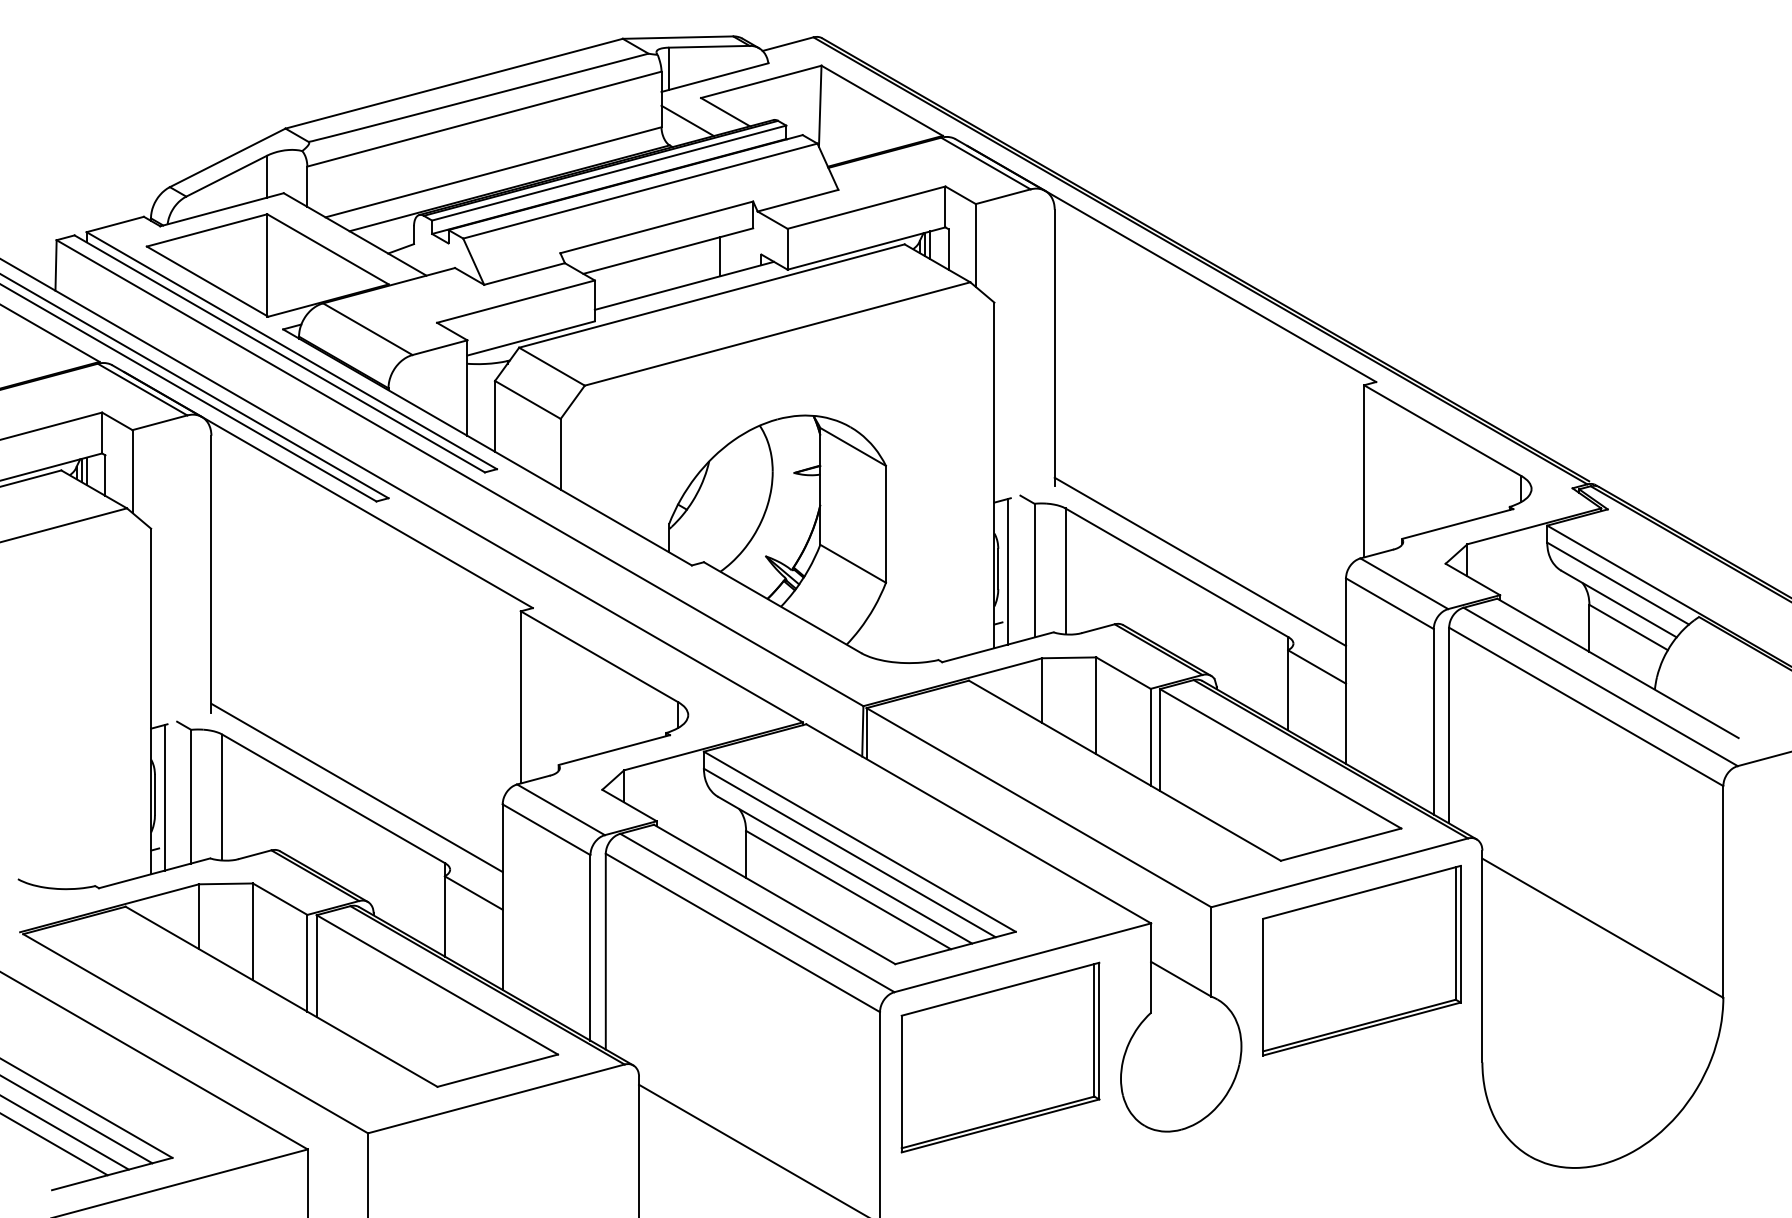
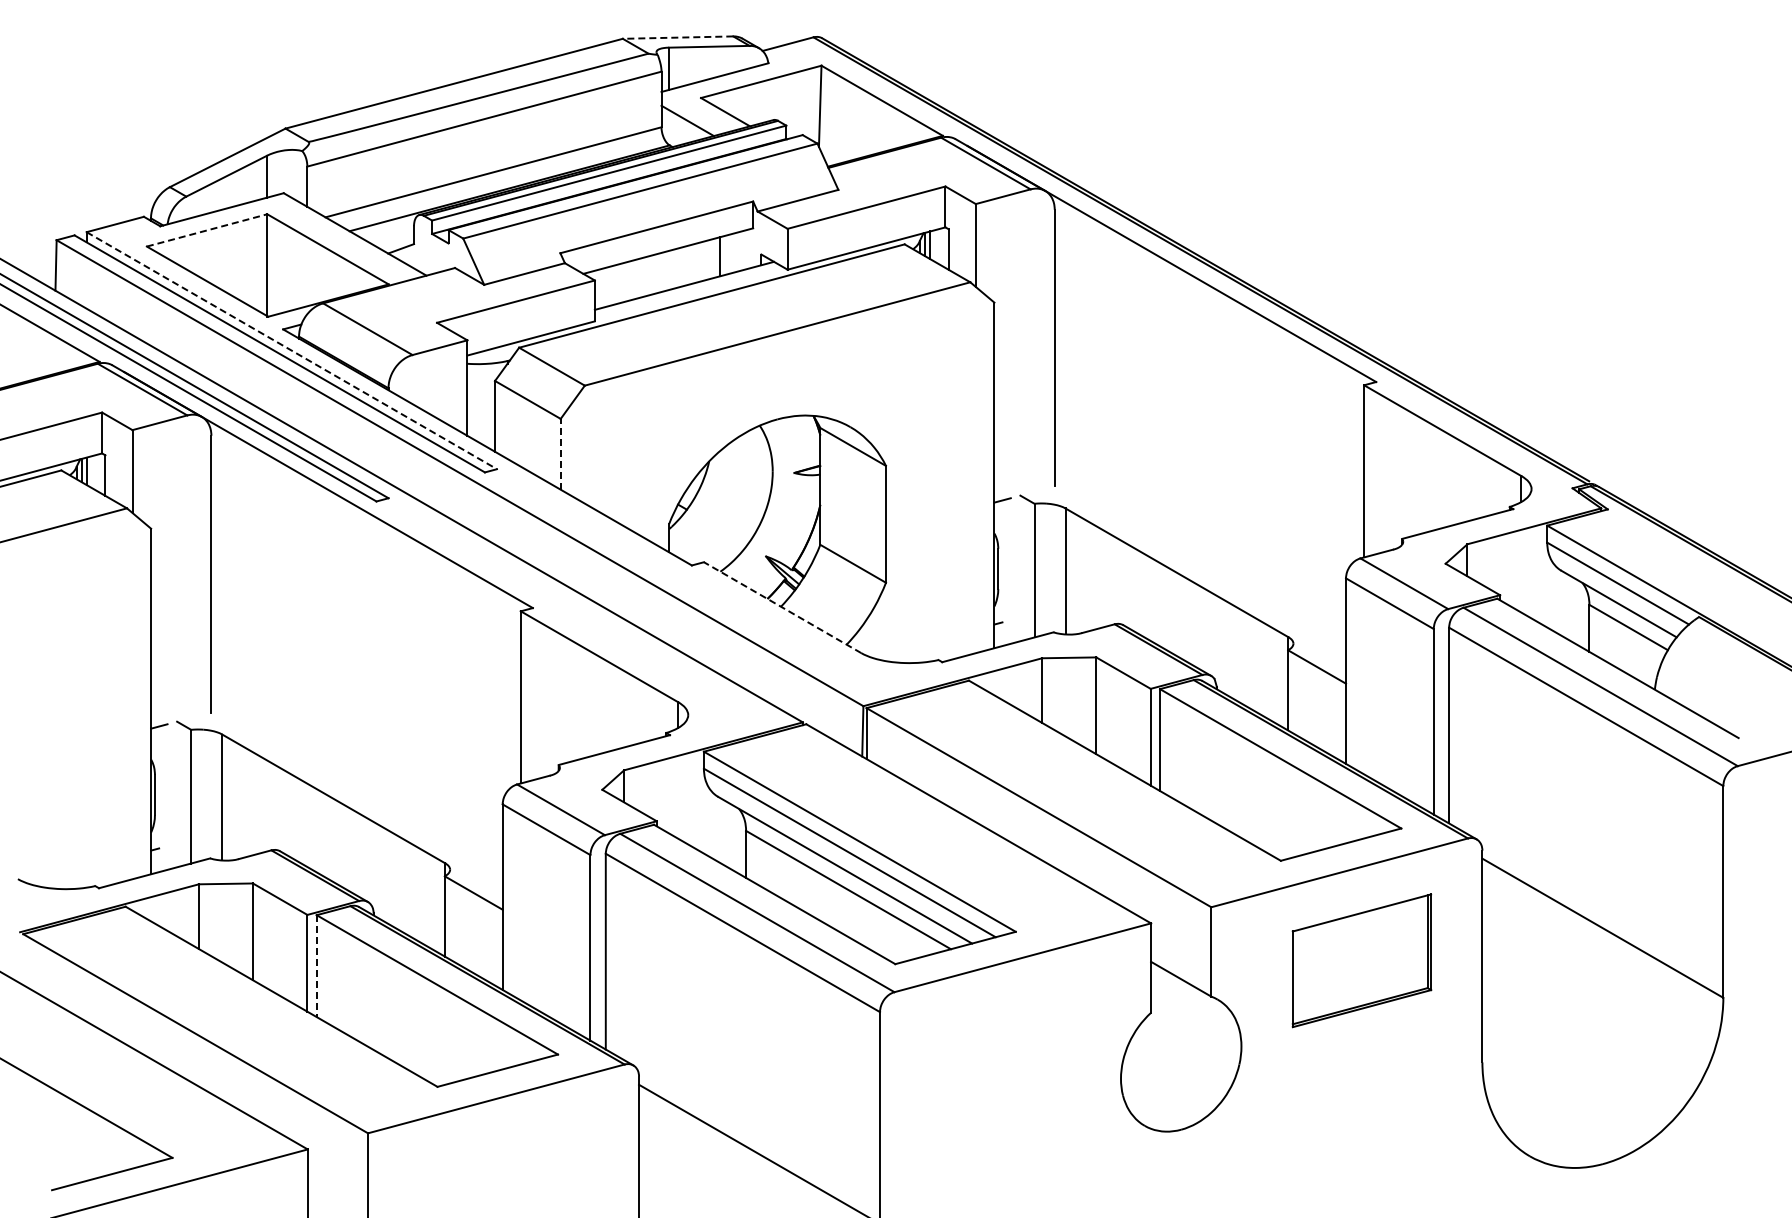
line: solid -> dashed (677, 37)
line: solid -> dashed (207, 230)
line: solid -> dashed (291, 350)
line: solid -> dashed (560, 453)
line: present -> none (1200, 561)
line: present -> none (1008, 571)
line: solid -> dashed (782, 607)
line: present -> none (356, 787)
line: present -> none (164, 797)
part size: 200x192 px -> 142x136 px (1361, 960)
line: solid -> dashed (316, 966)
part: present -> none (1000, 1057)
line: present -> none (77, 1119)
line: present -> none (65, 1132)
line: present -> none (54, 1144)
